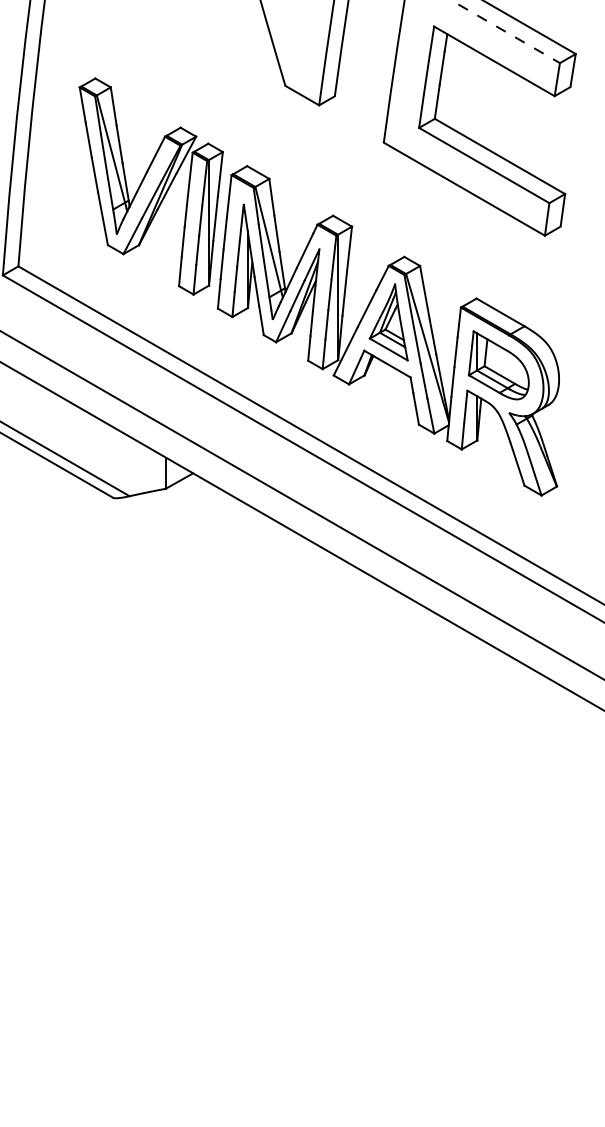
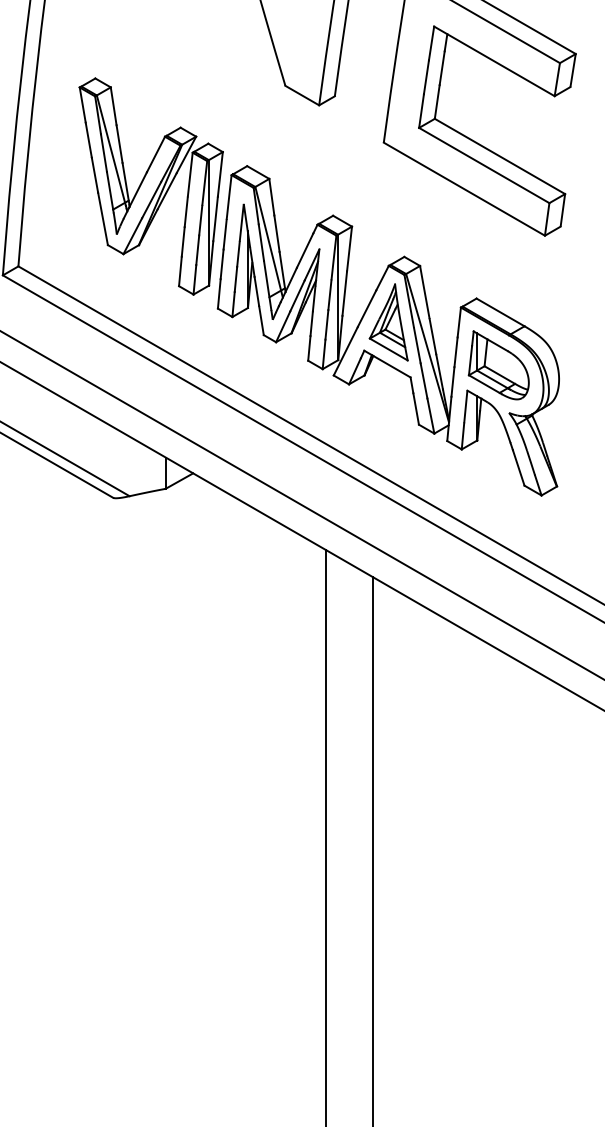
line: dashed -> solid (505, 31)
line: none -> present (326, 836)
line: none -> present (372, 850)
